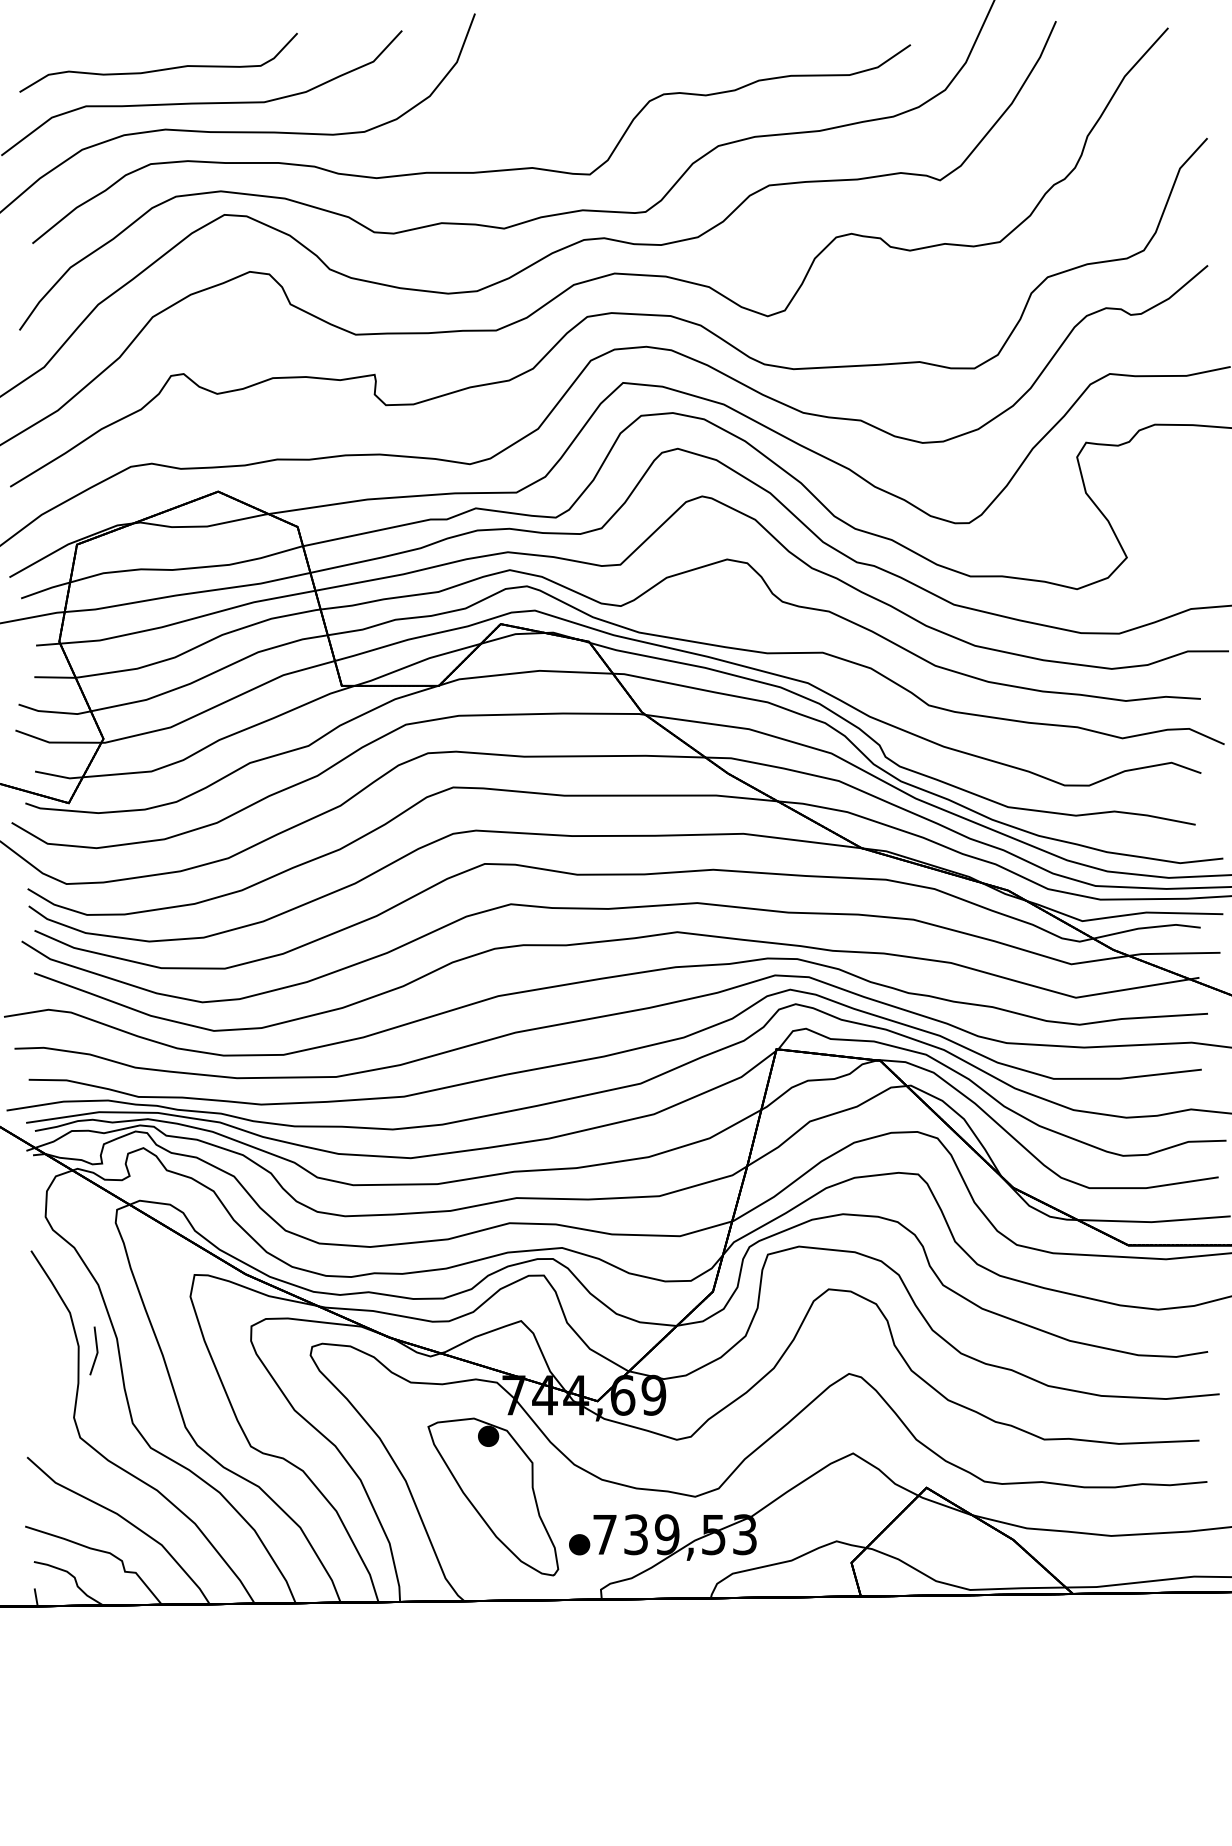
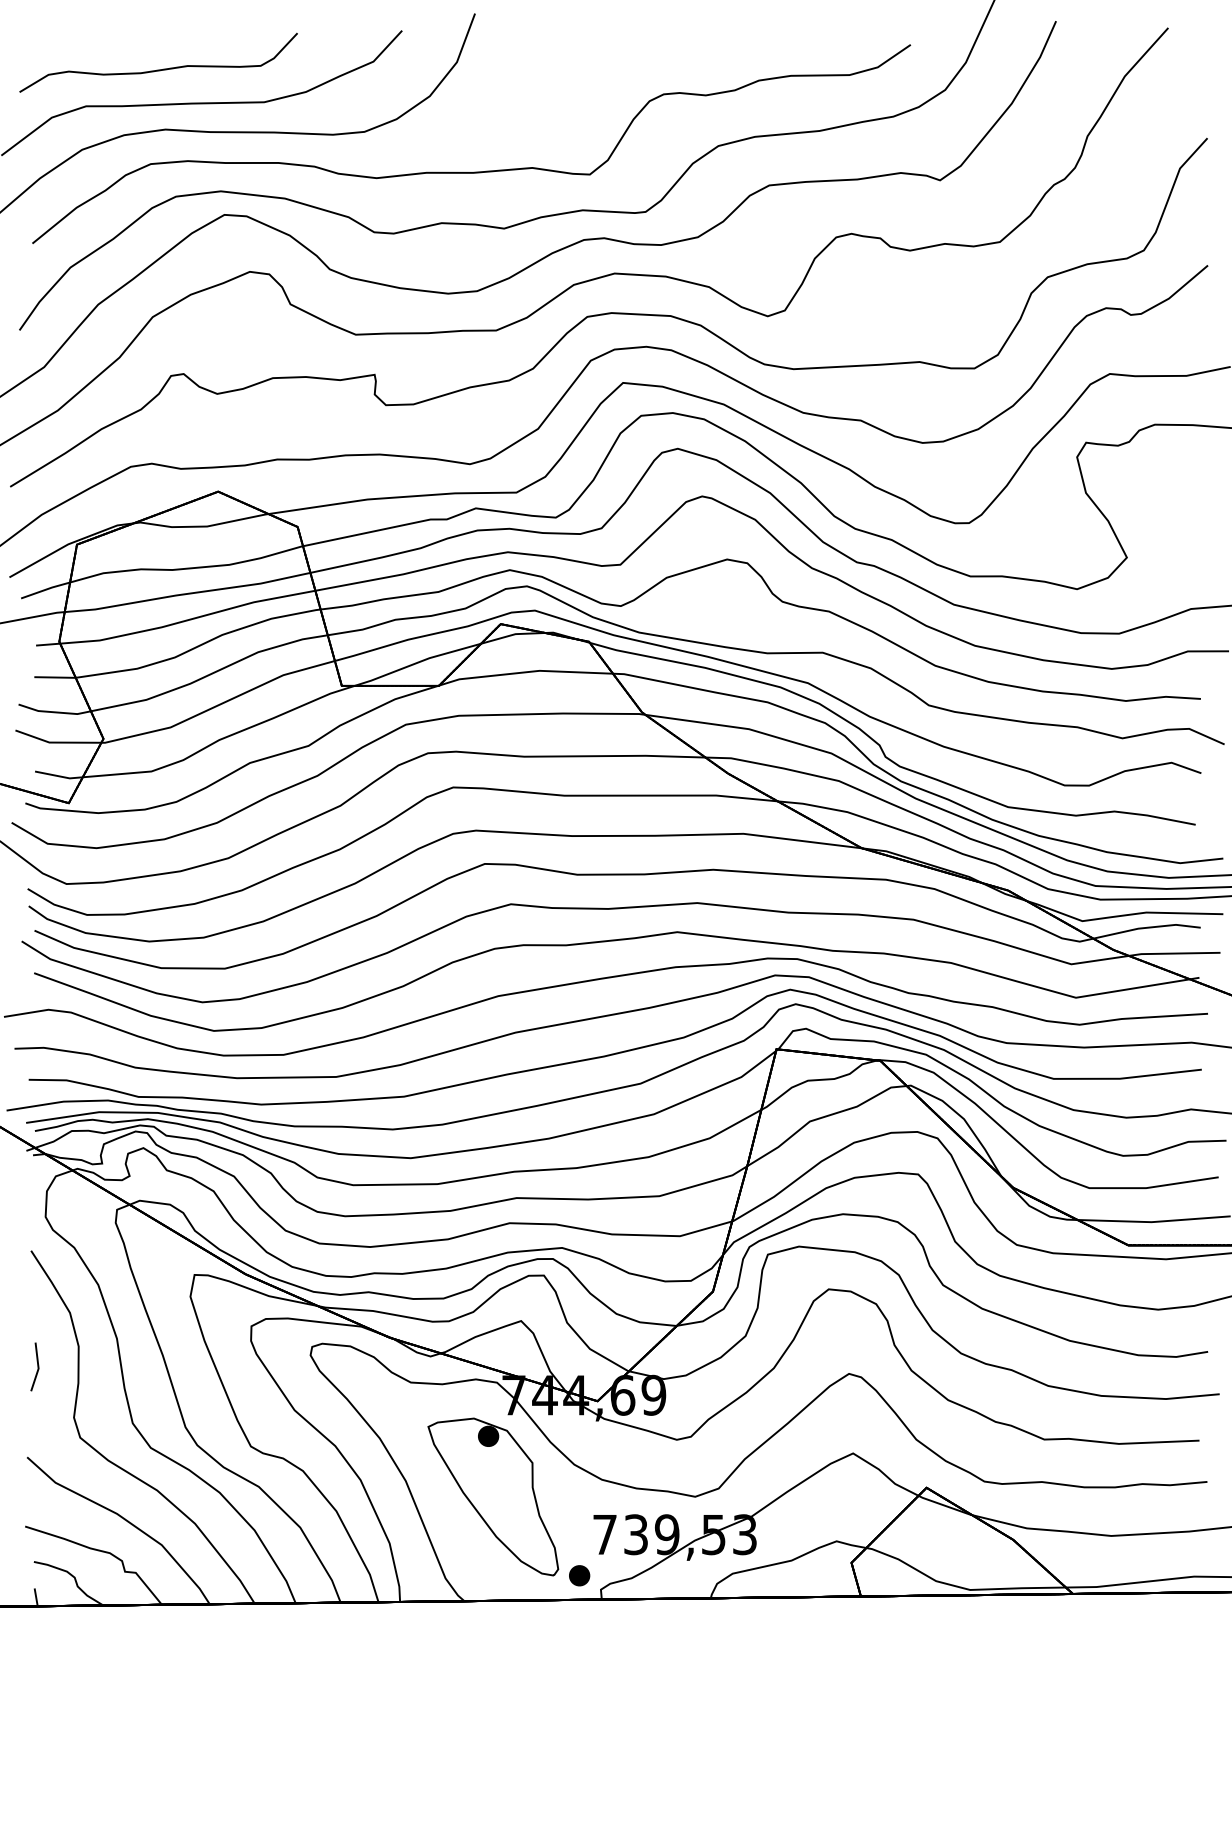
line position: (96, 1350) -> (37, 1366) (37, 1366)
part position: (579, 1544) -> (579, 1575) (579, 1575)
